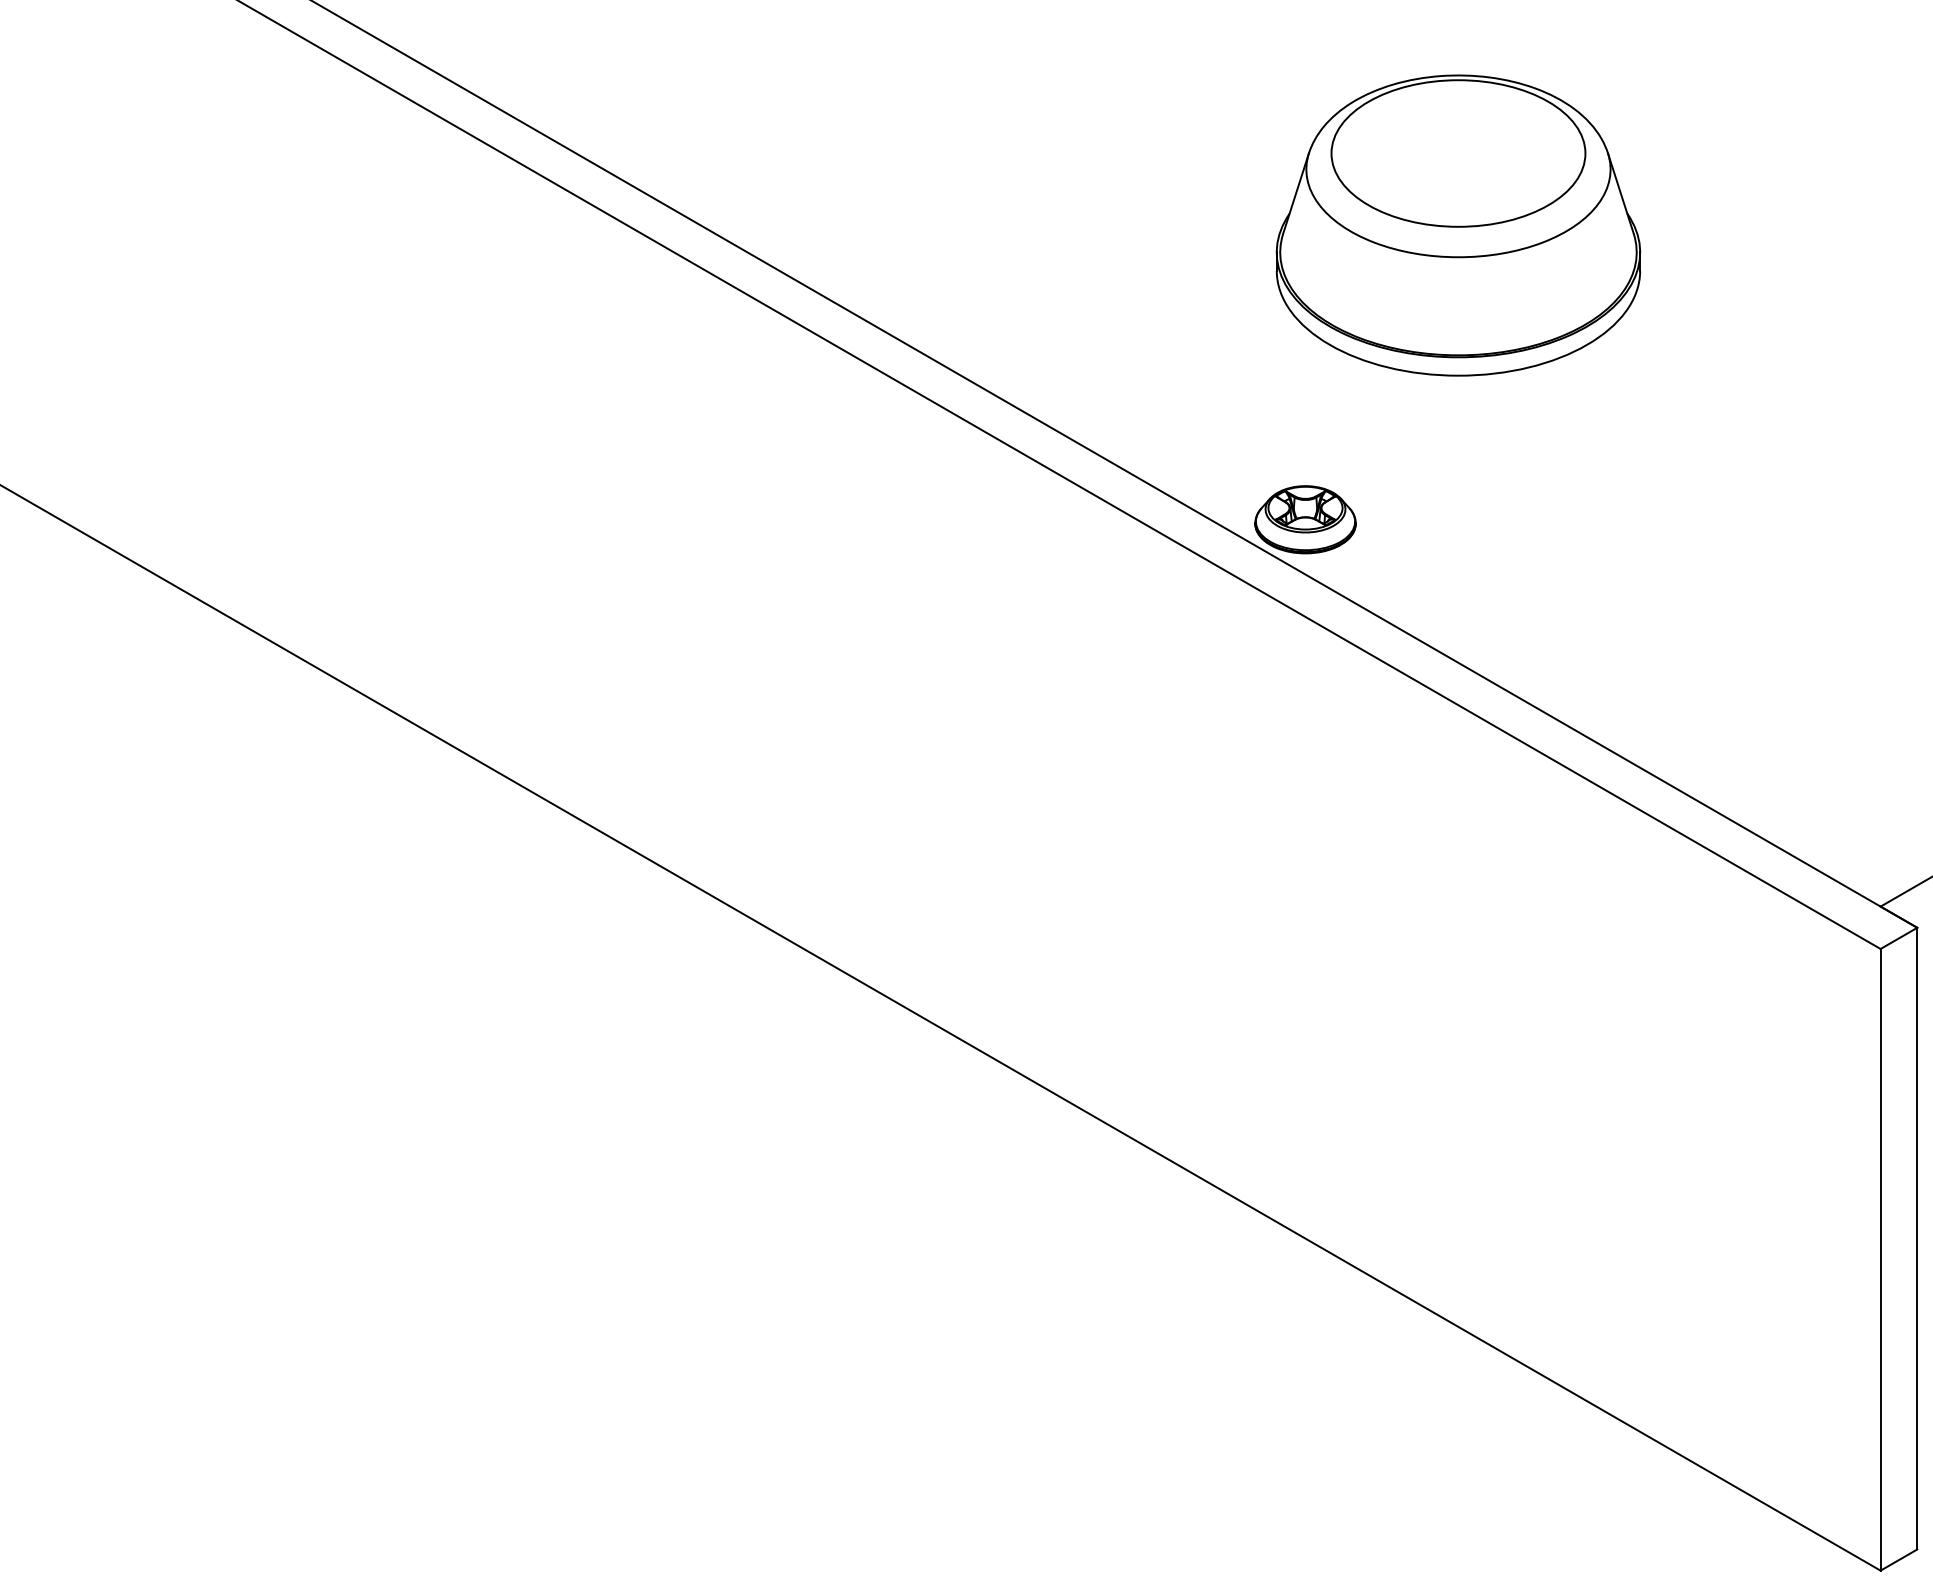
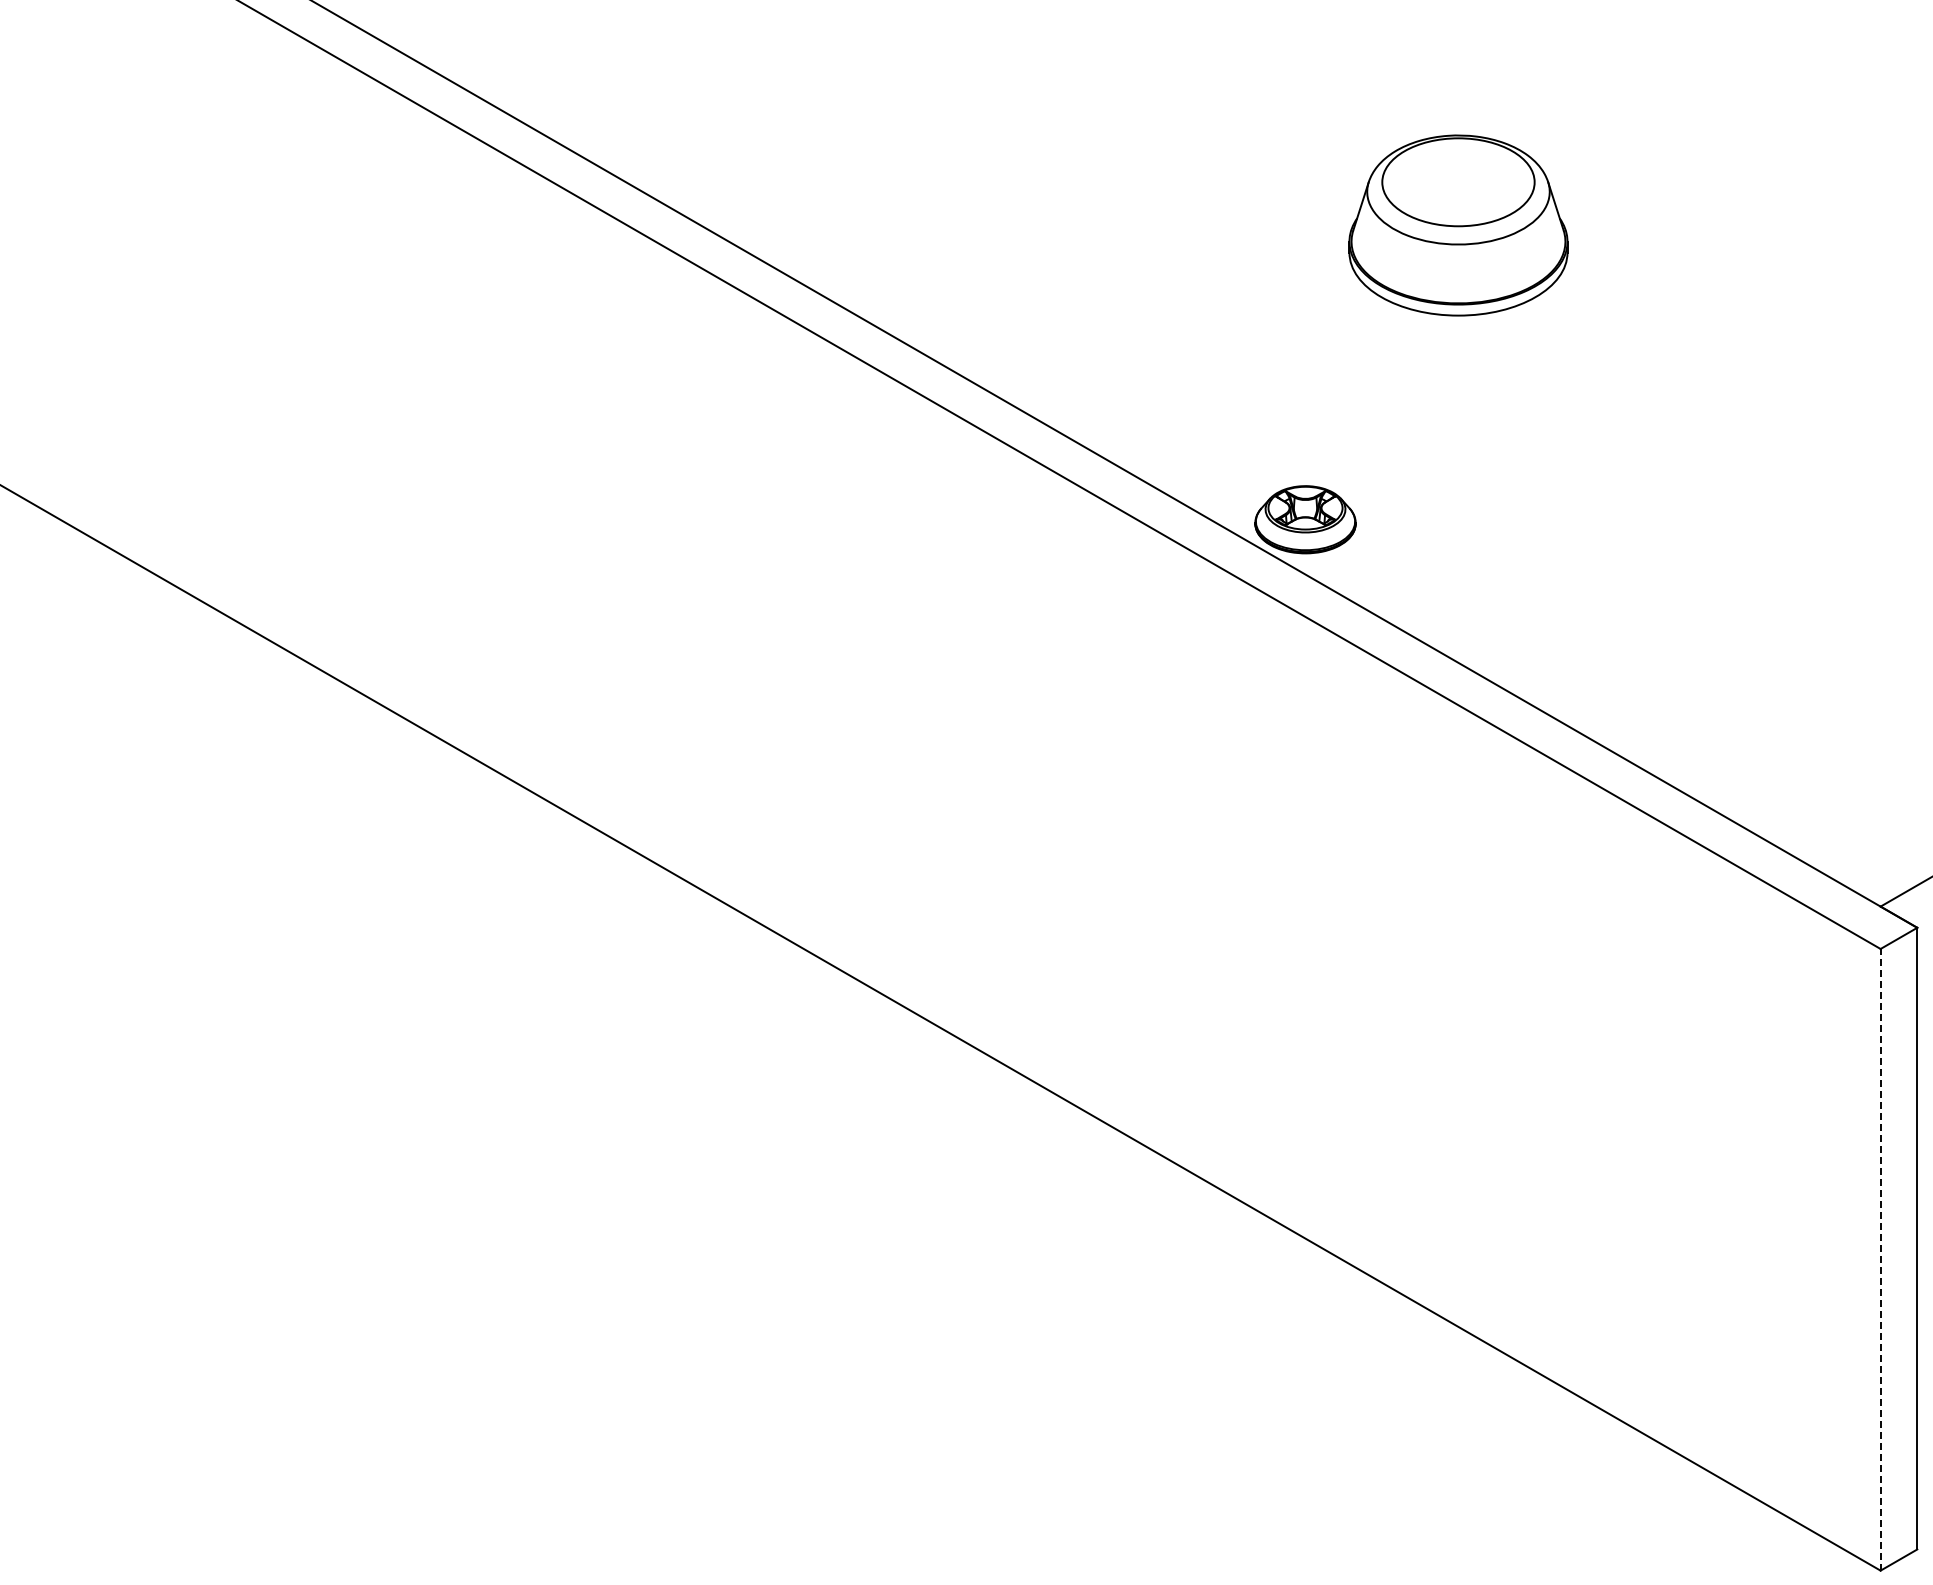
part size: 367x303 px -> 221x183 px (1458, 225)
line: solid -> dashed (1880, 1259)
